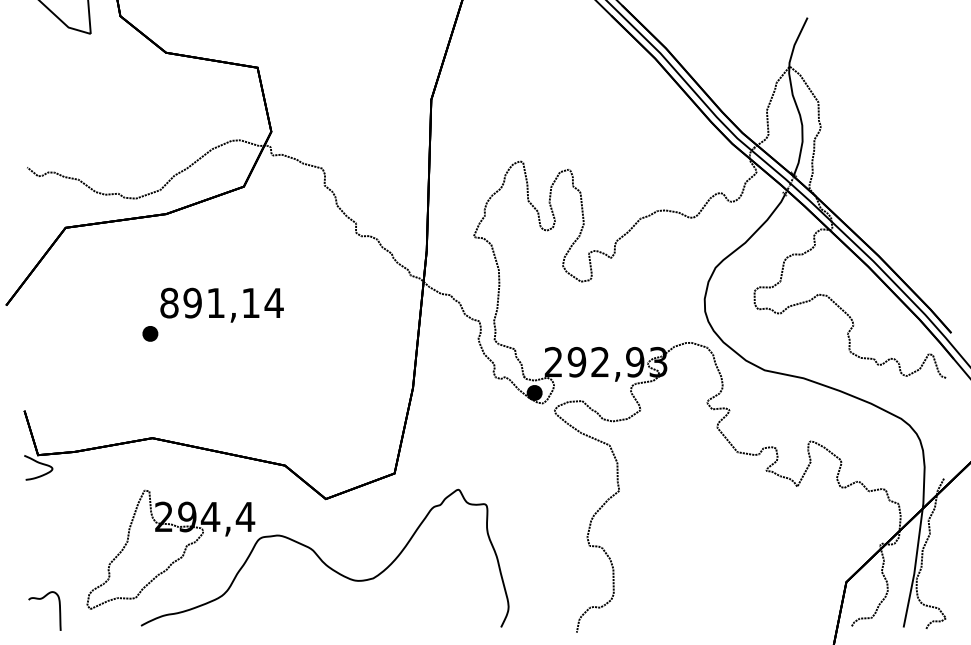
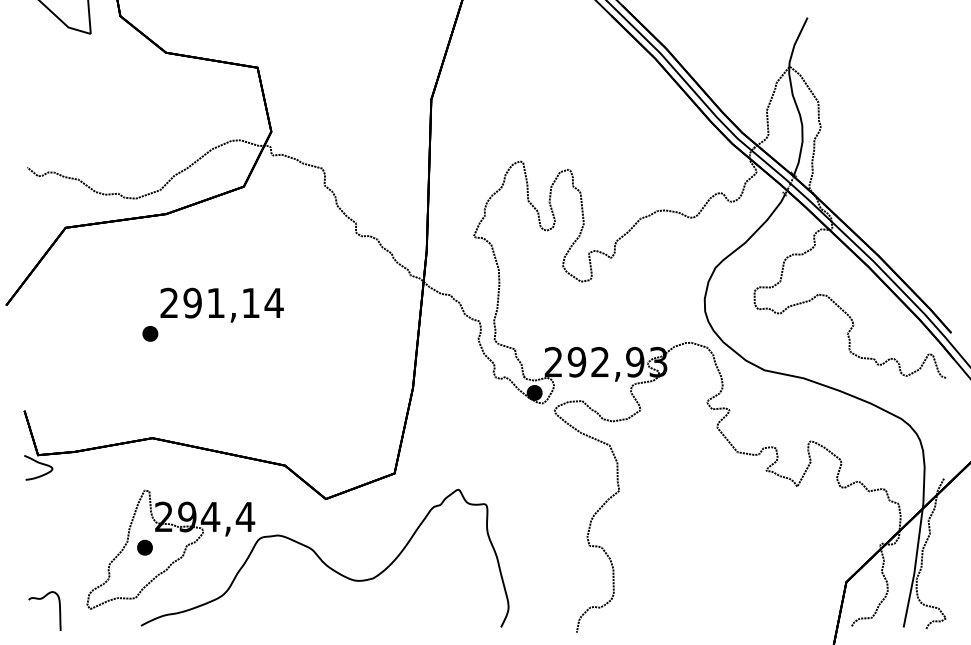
text: 891,14 -> 291,14 (169, 302)
part: none -> present (144, 547)
